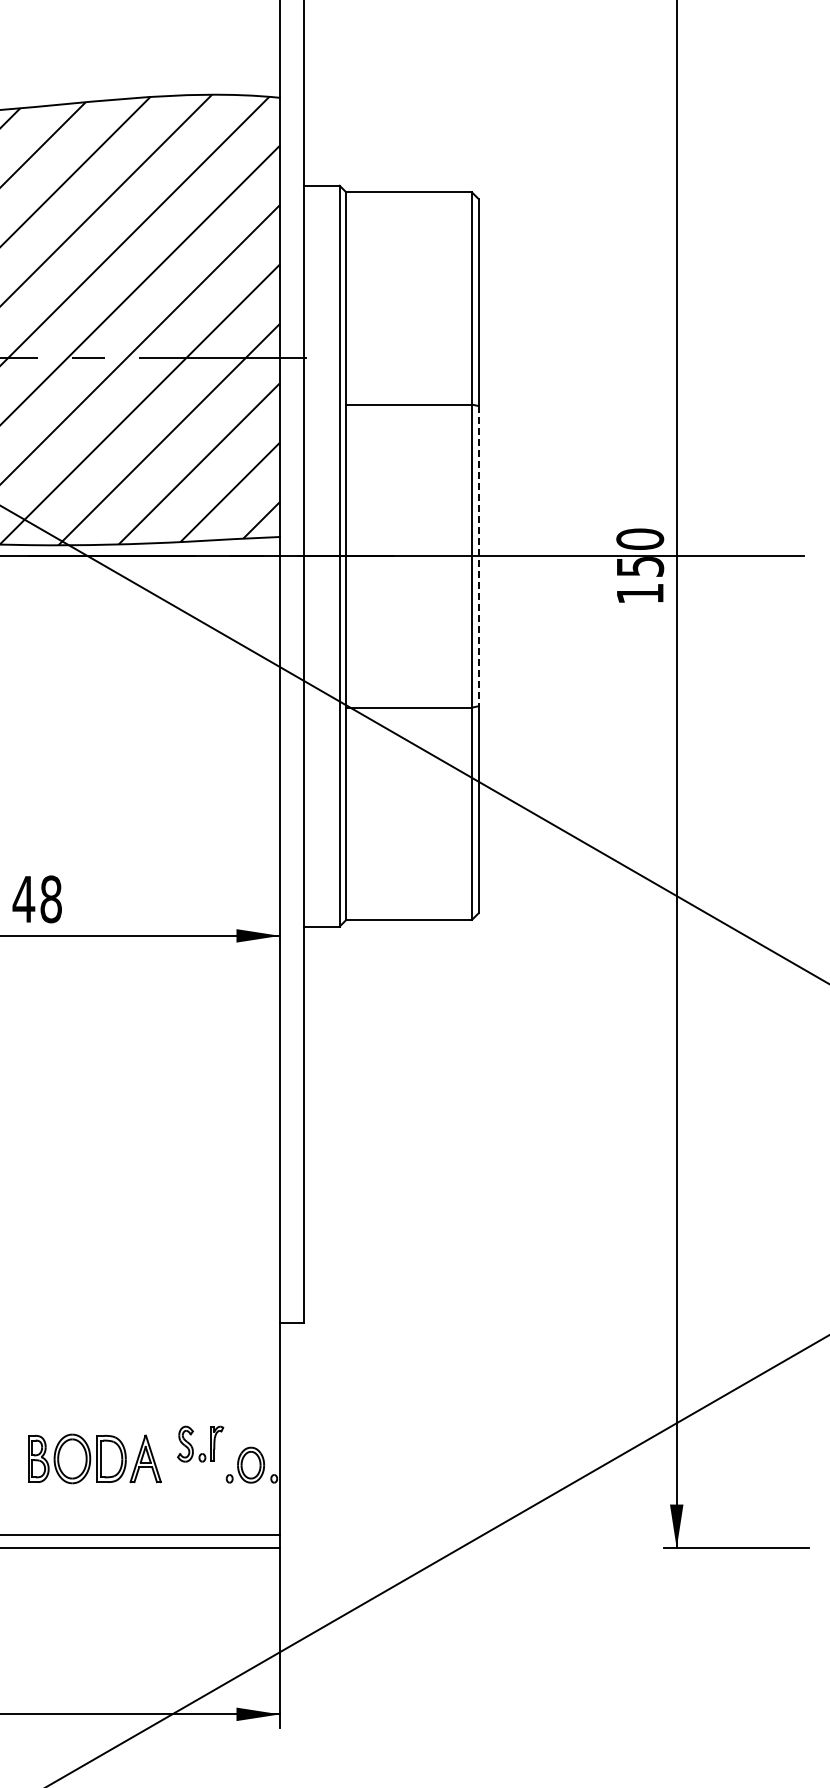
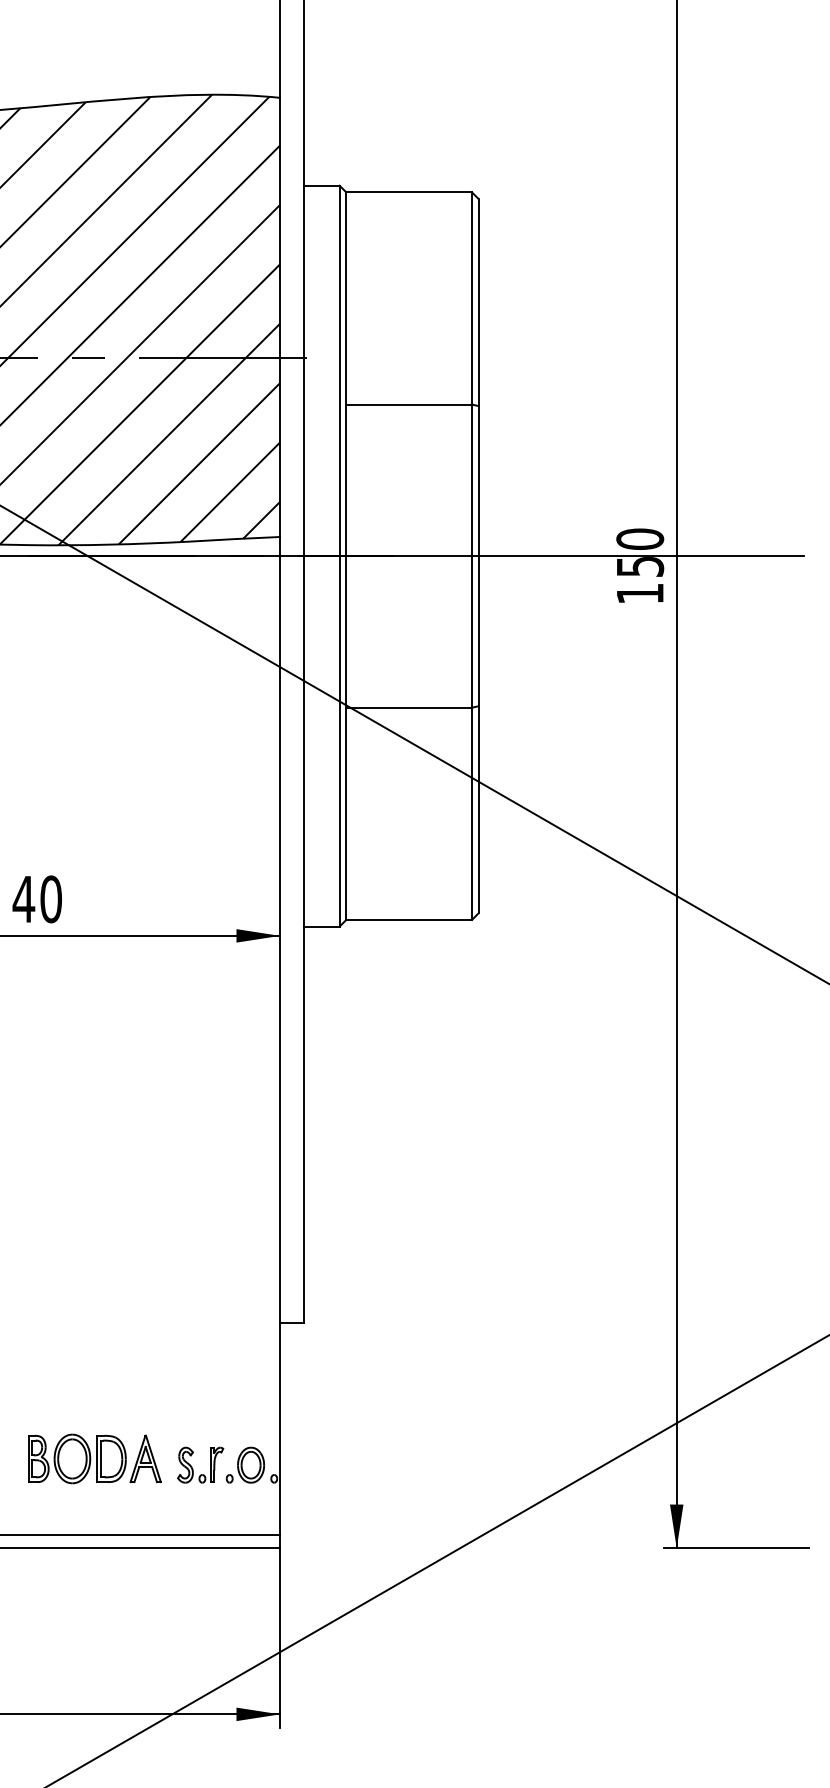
line: dashed -> solid (478, 556)
text: 48 -> 40 (50, 899)
part position: (193, 1447) -> (193, 1468) (193, 1468)
